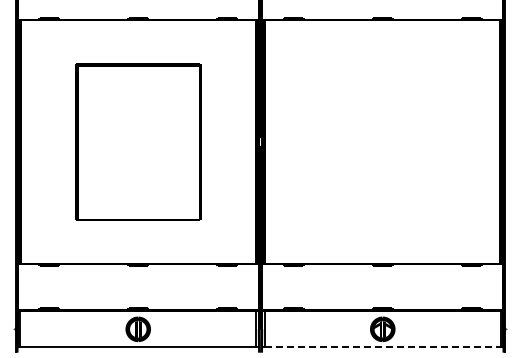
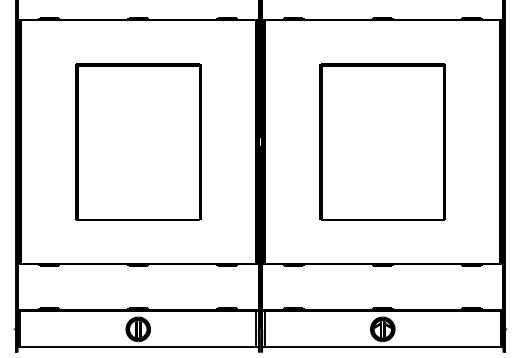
part: none -> present (382, 141)
line: dashed -> solid (382, 347)
